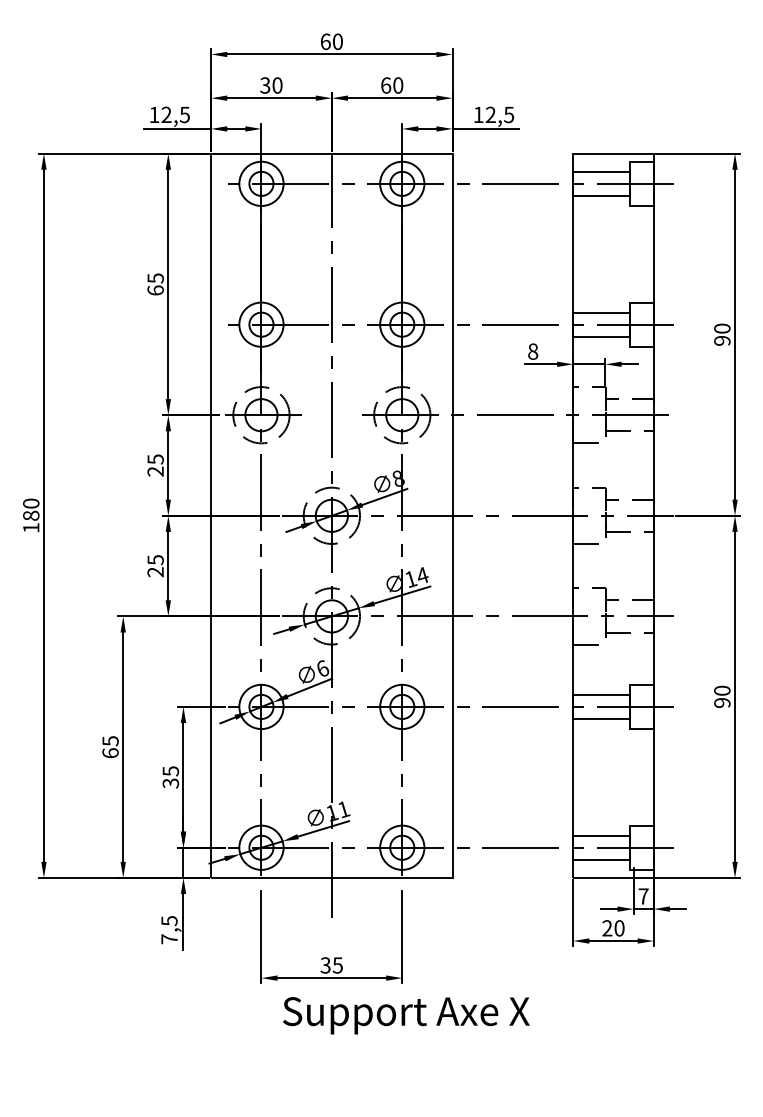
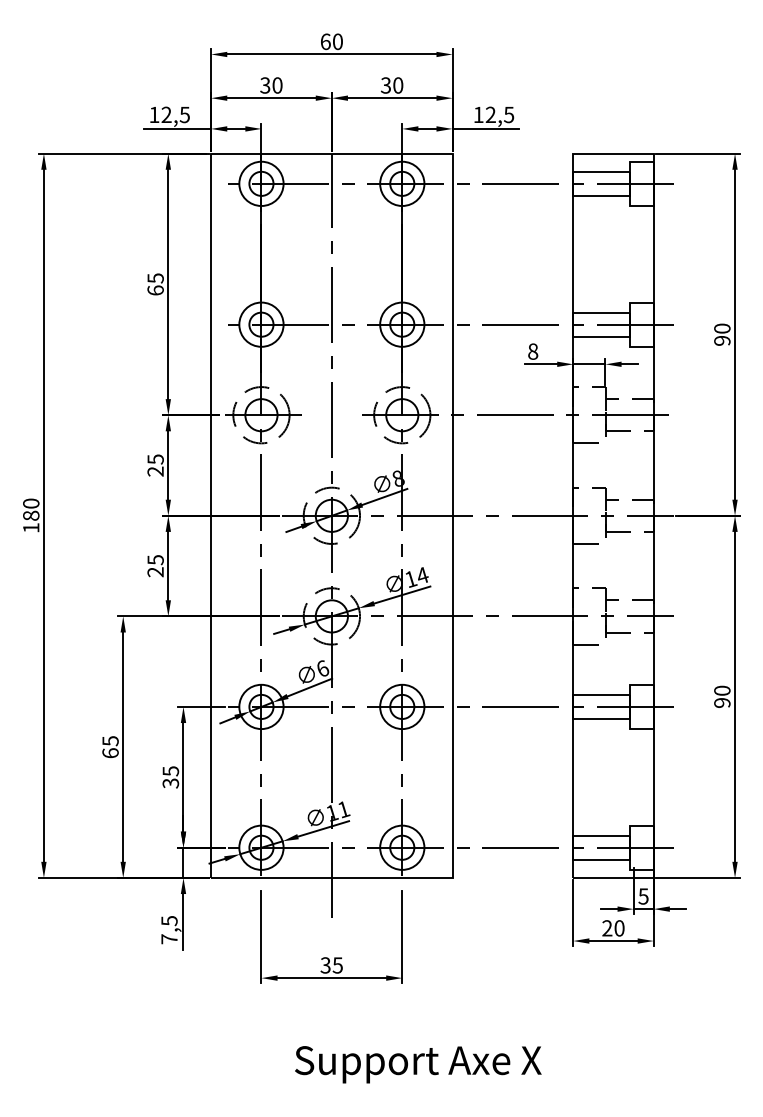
text: 60 -> 30 (385, 85)
text: 7 -> 5 (643, 896)
text position: (406, 1015) -> (418, 1064) (418, 1064)
